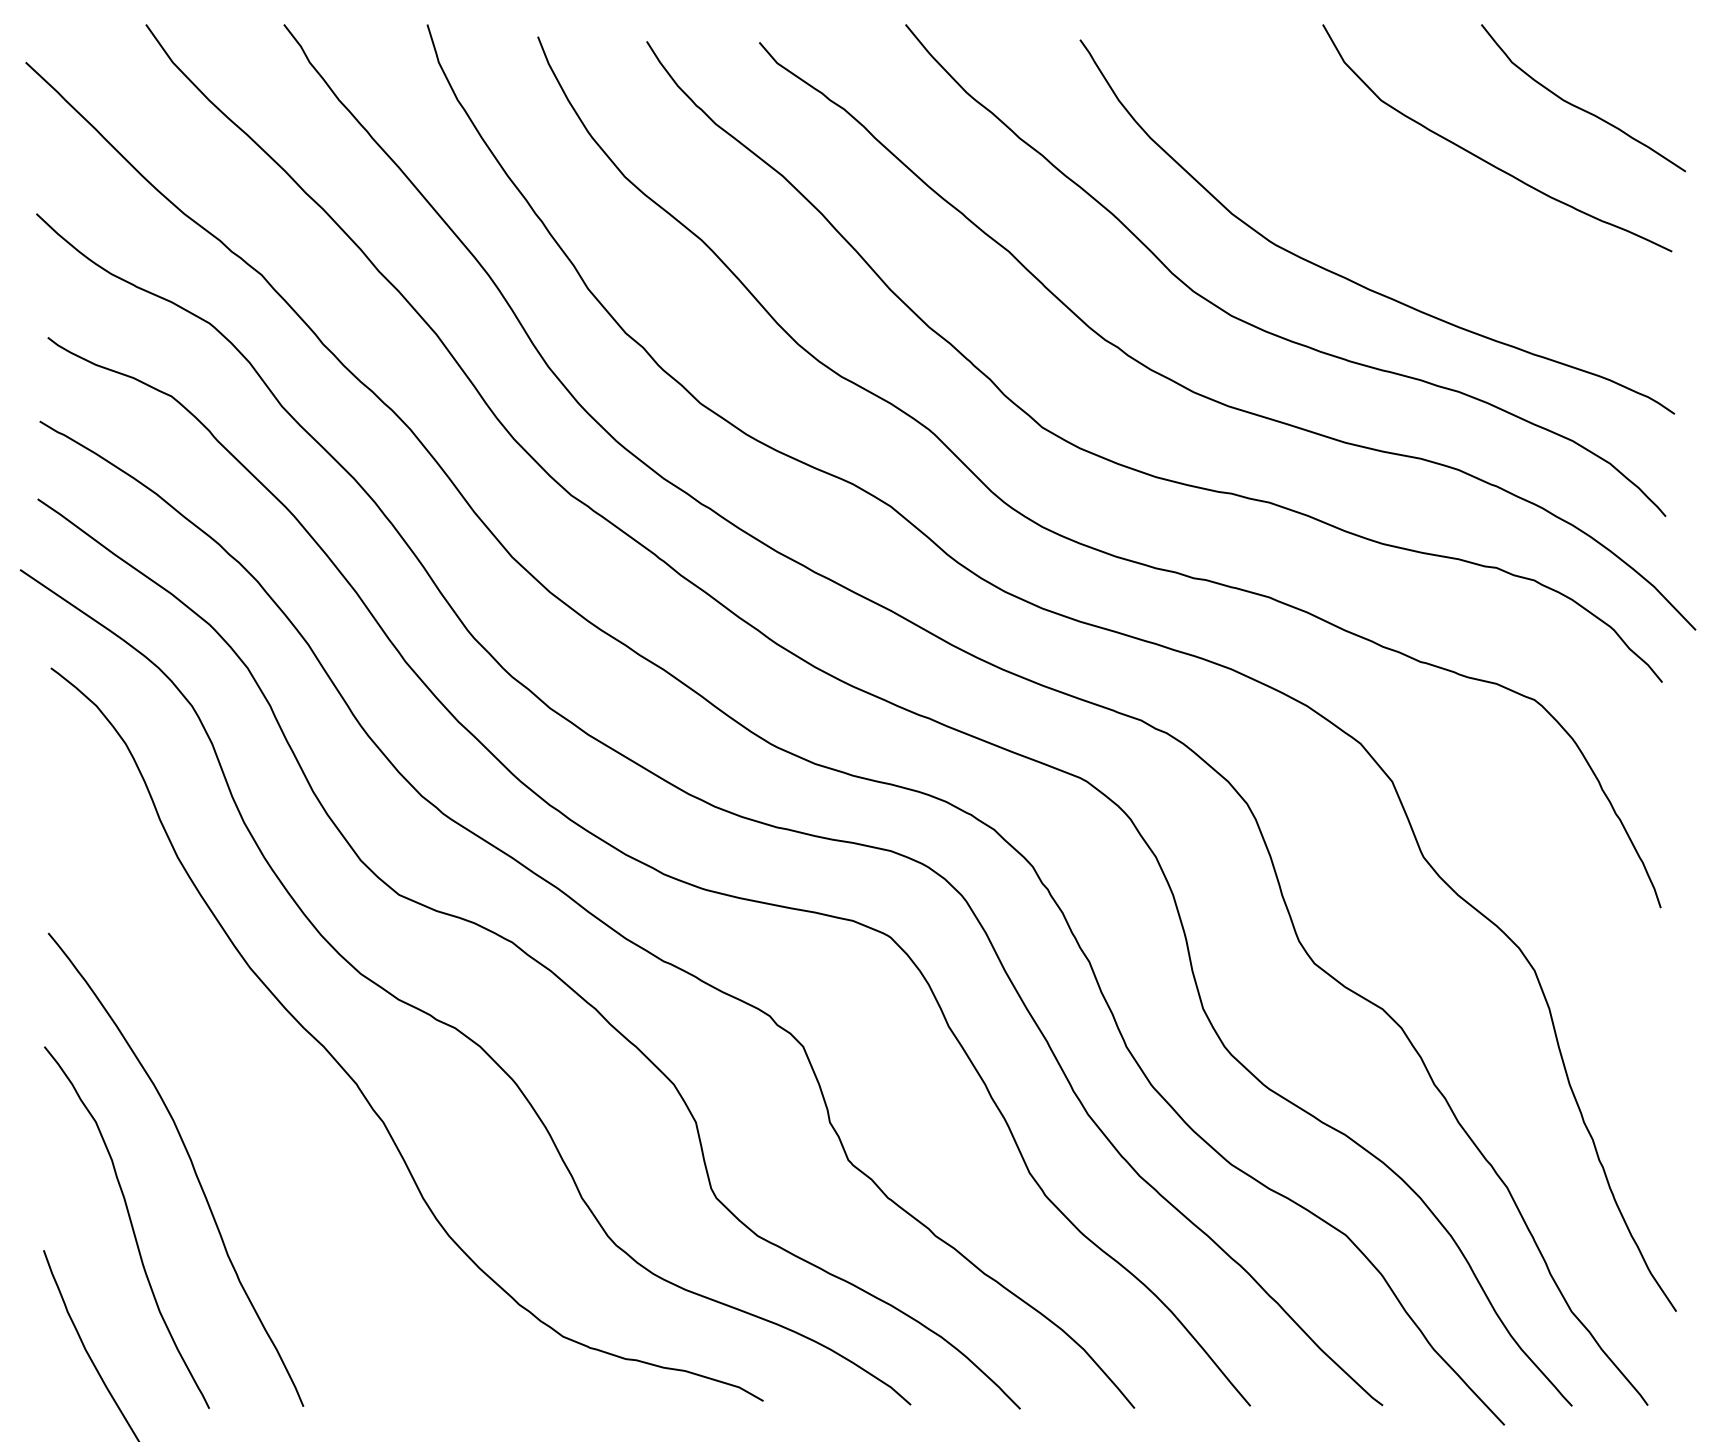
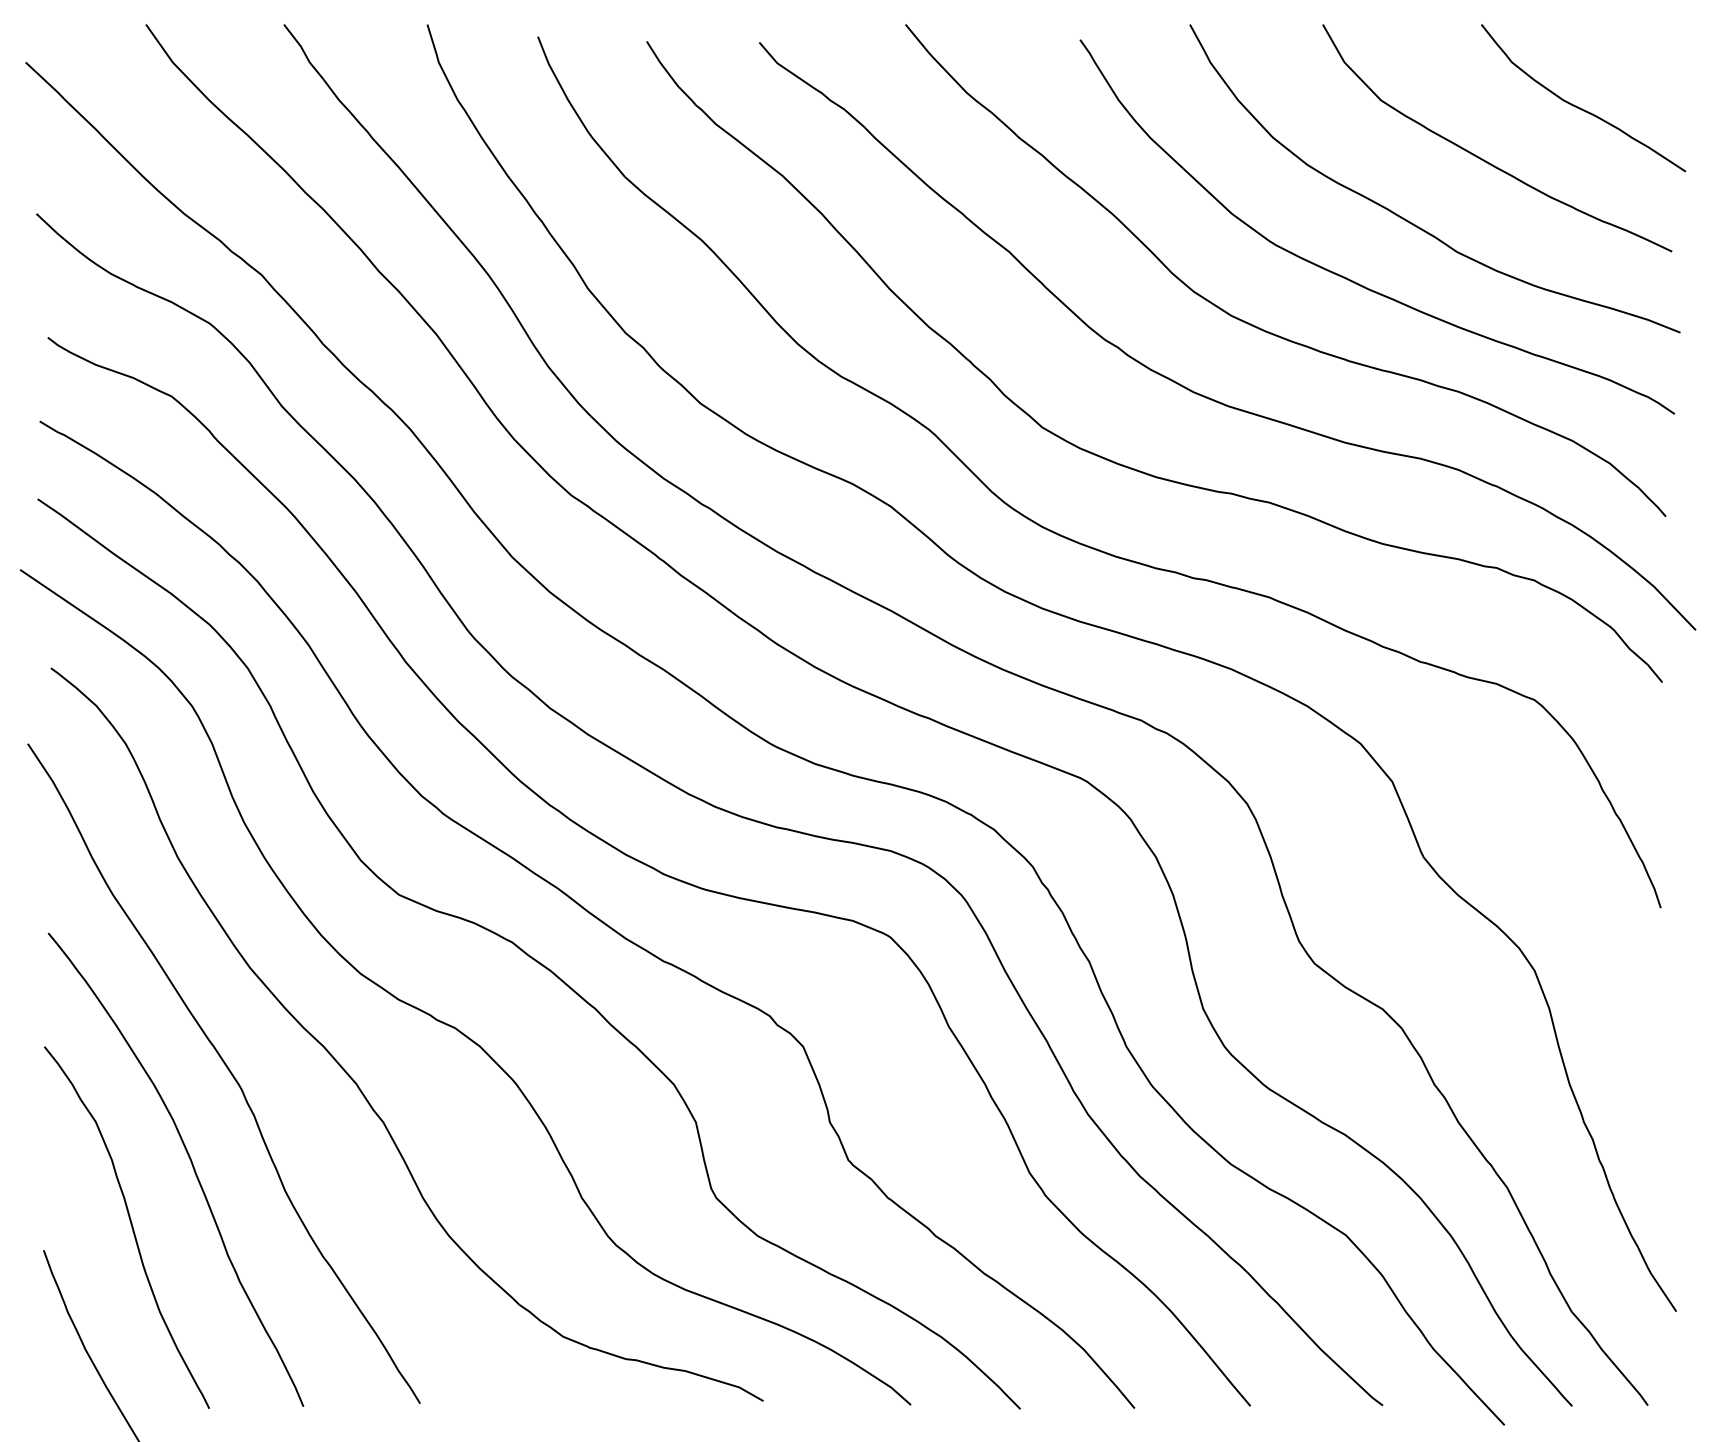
curve: none -> present (1410, 221)
curve: none -> present (227, 1069)
